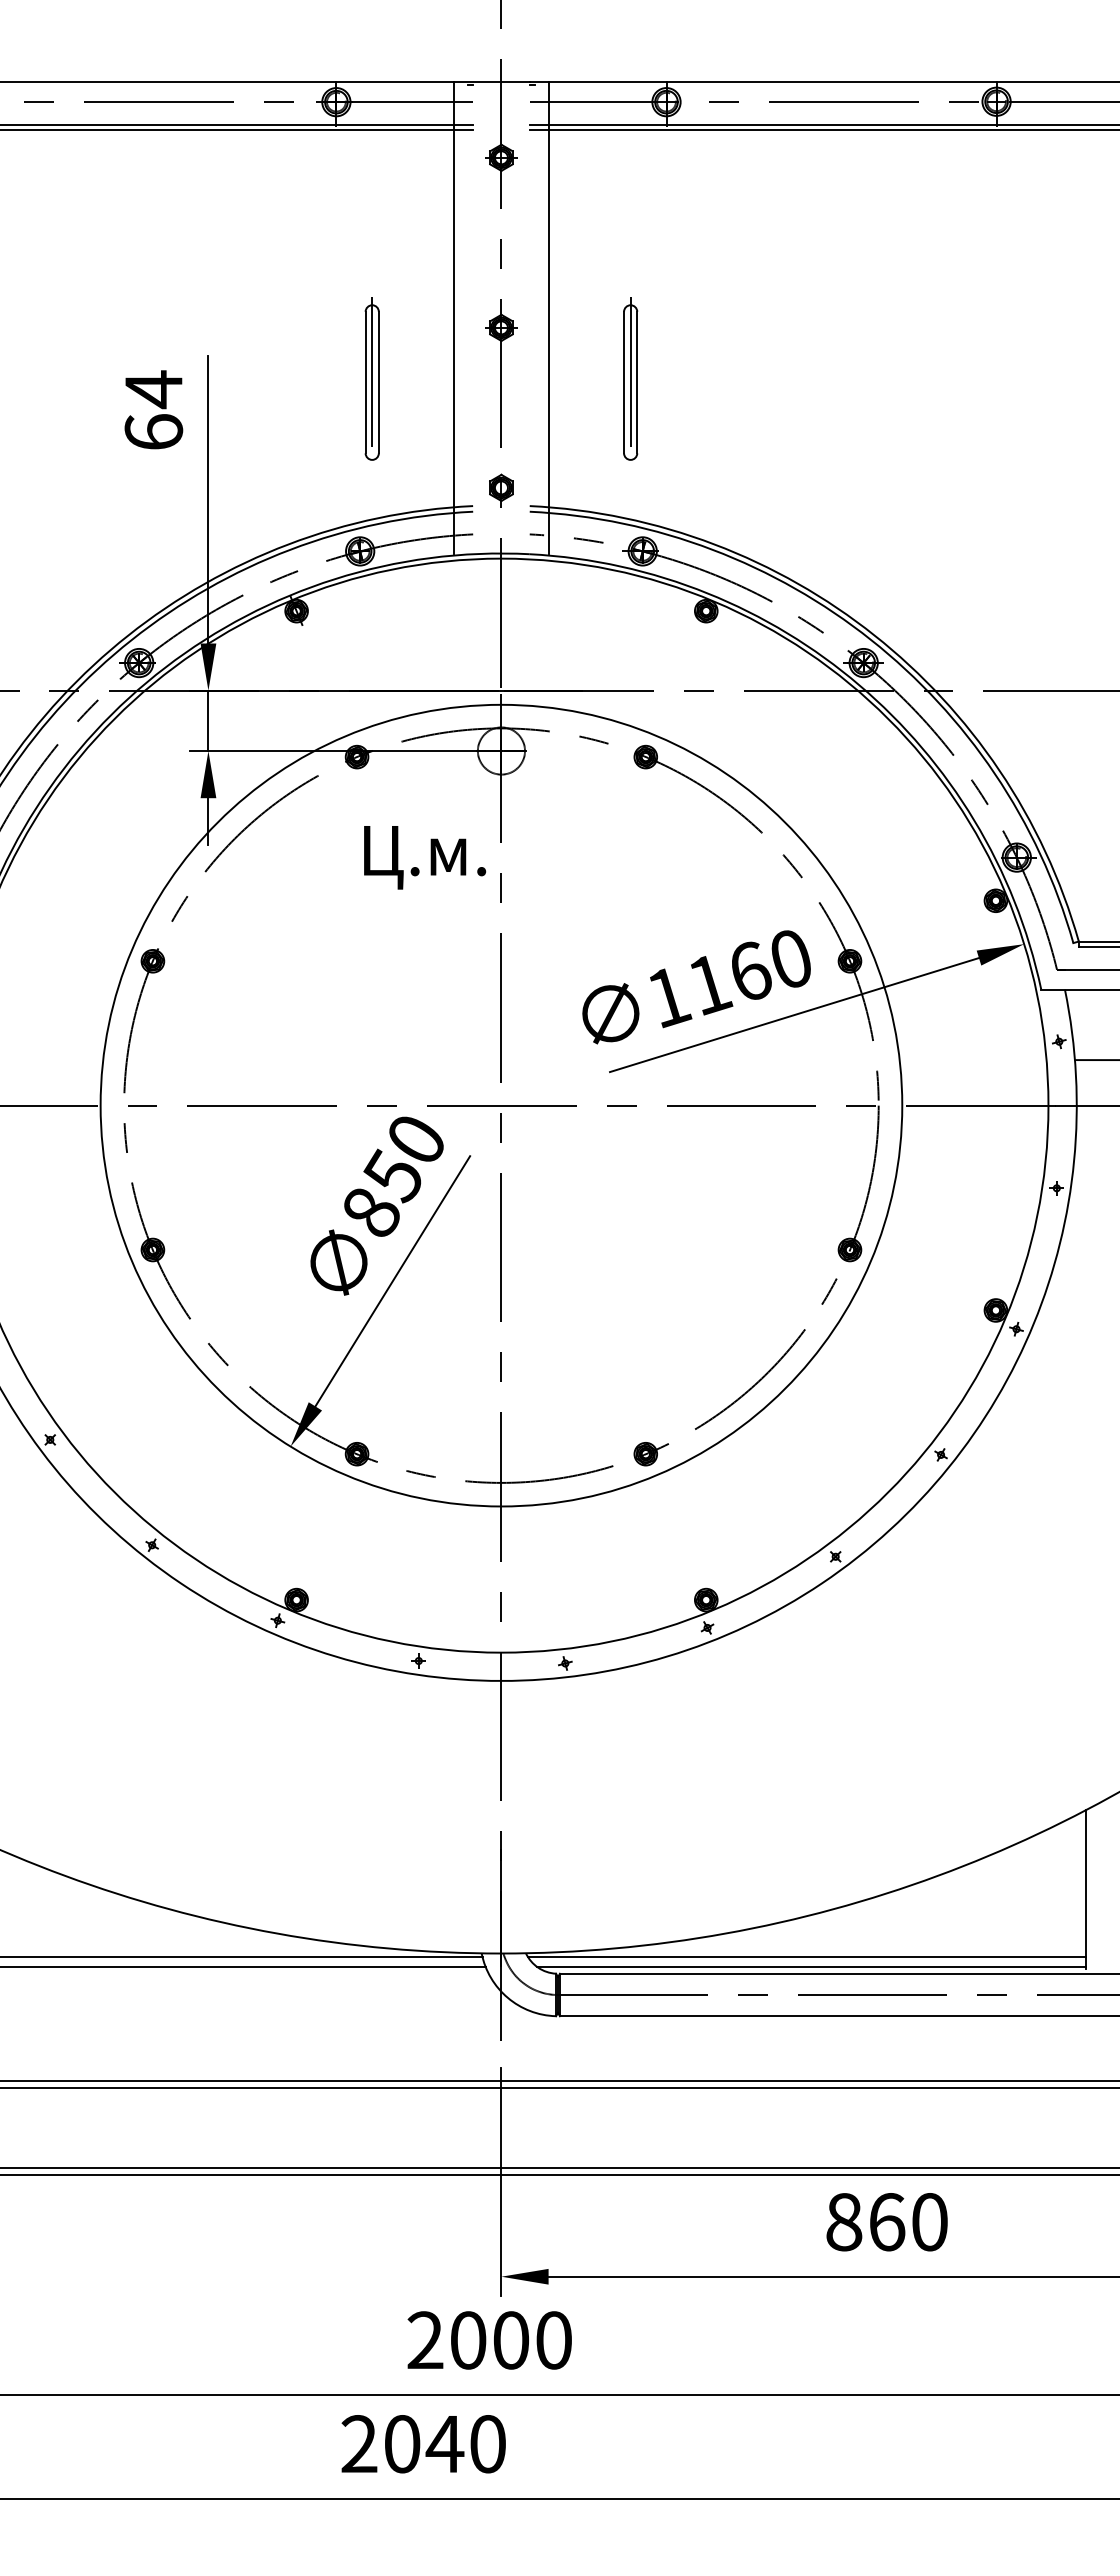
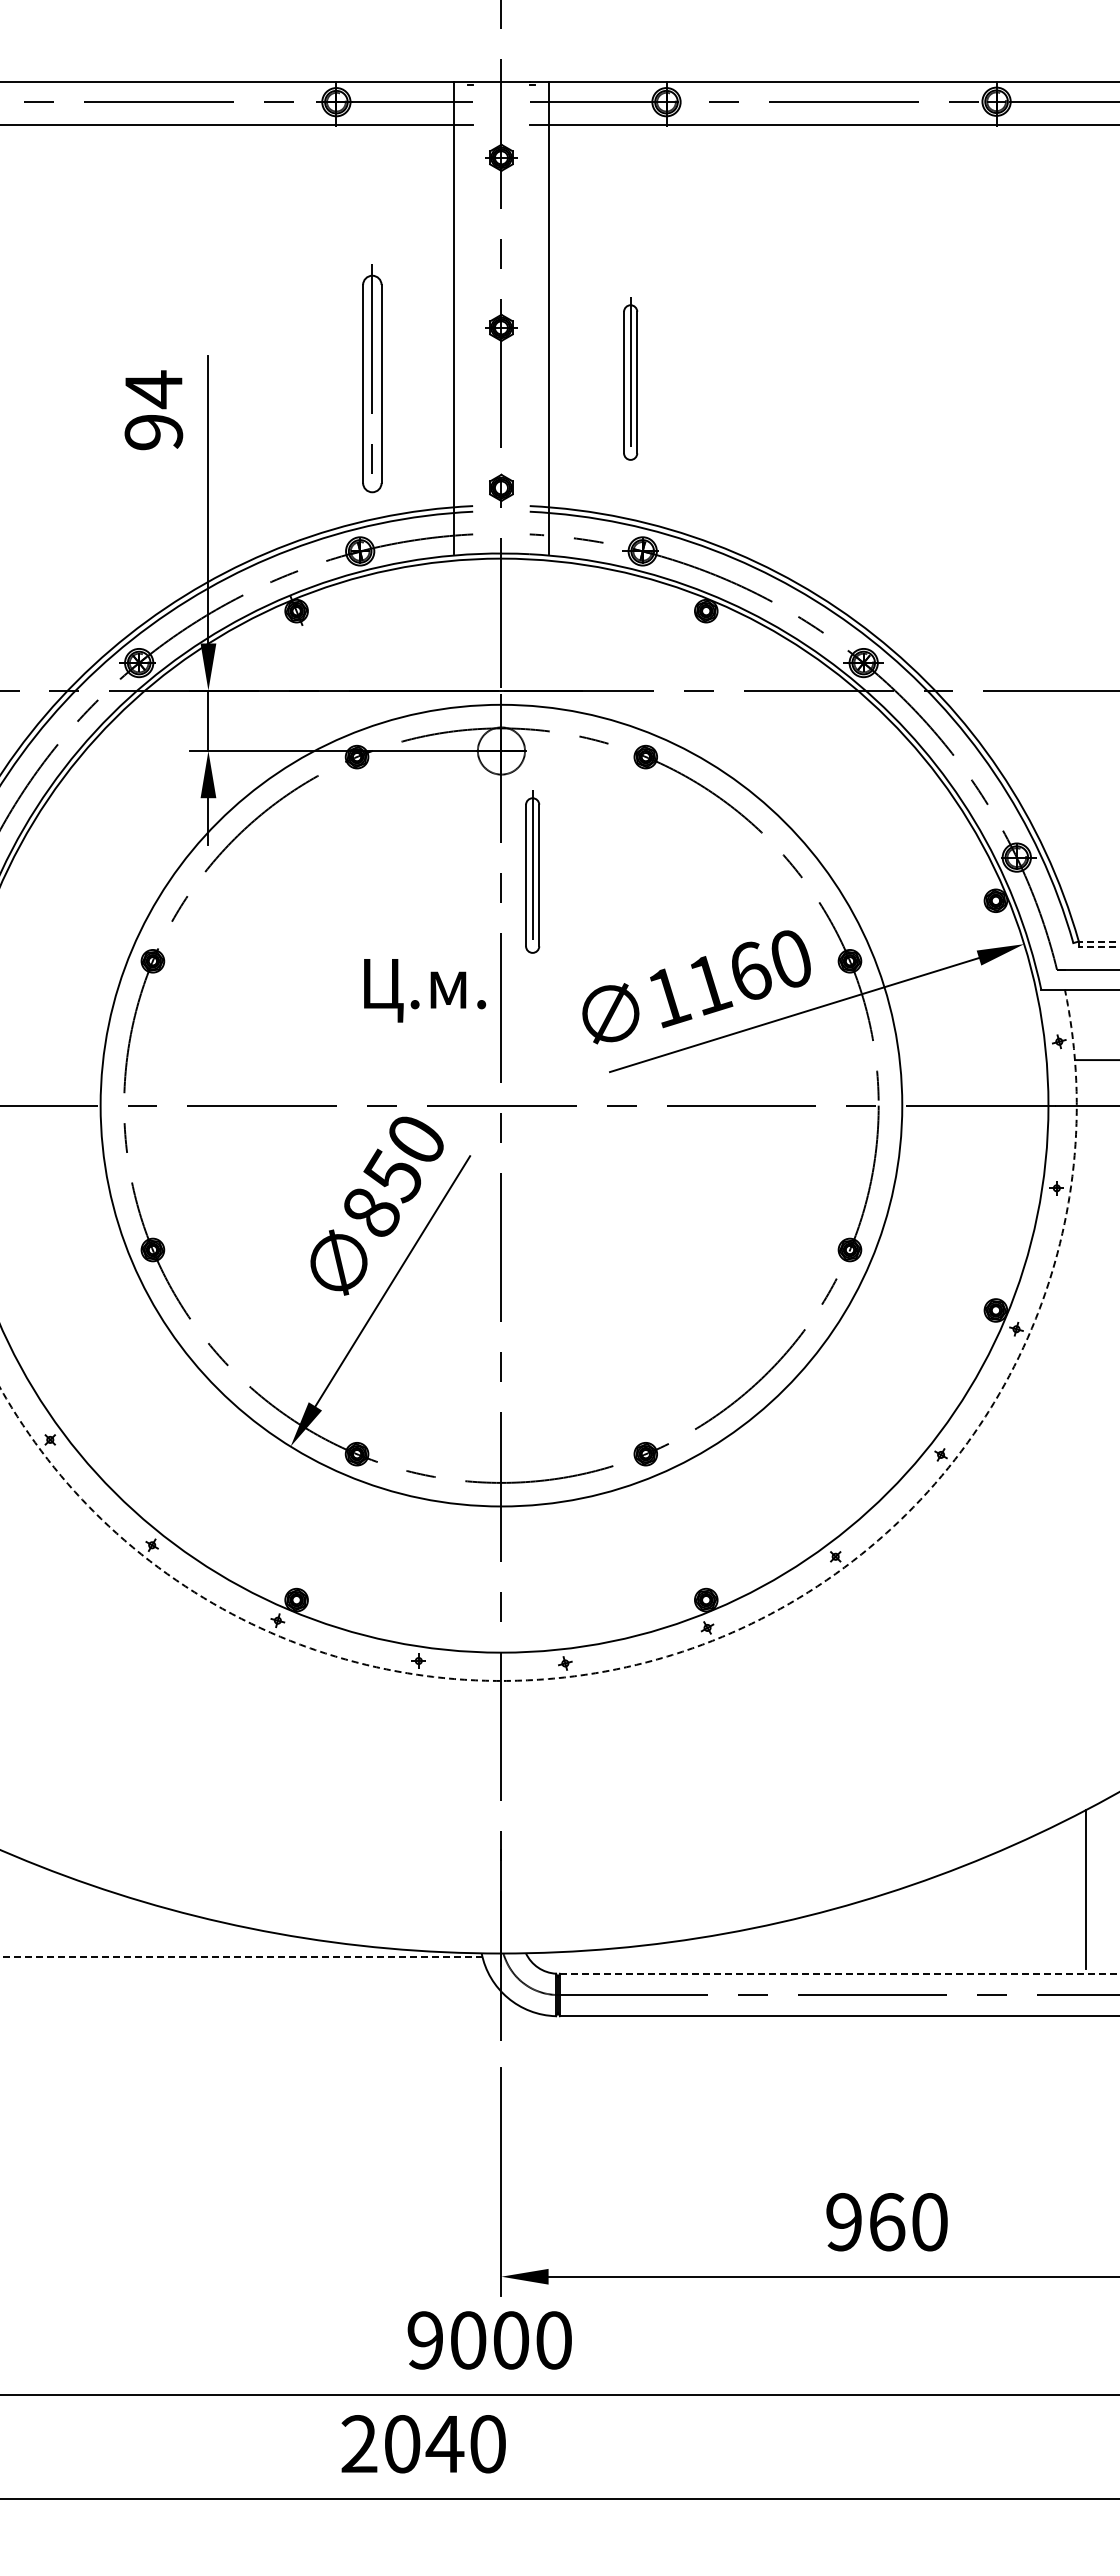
line: present -> none (237, 130)
line: present -> none (822, 130)
part size: 16x164 px -> 21x230 px (372, 378)
text: 64 -> 94 (153, 432)
text position: (425, 857) -> (425, 990) (425, 990)
part: none -> present (532, 871)
line: solid -> dashed (1098, 941)
line: solid -> dashed (1098, 947)
arc: solid -> dashed (702, 1644)
line: solid -> dashed (241, 1957)
line: present -> none (807, 1957)
line: present -> none (243, 1966)
line: present -> none (811, 1966)
line: solid -> dashed (839, 1973)
line: present -> none (559, 2080)
line: present -> none (559, 2087)
line: present -> none (559, 2167)
line: present -> none (559, 2175)
text: 860 -> 960 (844, 2222)
text: 2000 -> 9000 (425, 2340)
